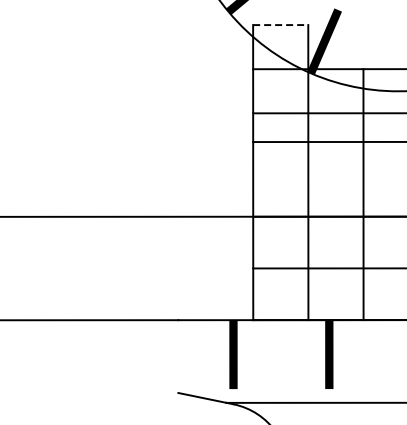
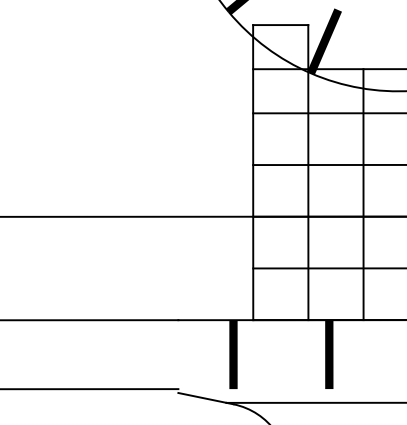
line: dashed -> solid (280, 25)
line position: (328, 141) -> (328, 164) (328, 164)
line: none -> present (90, 389)
